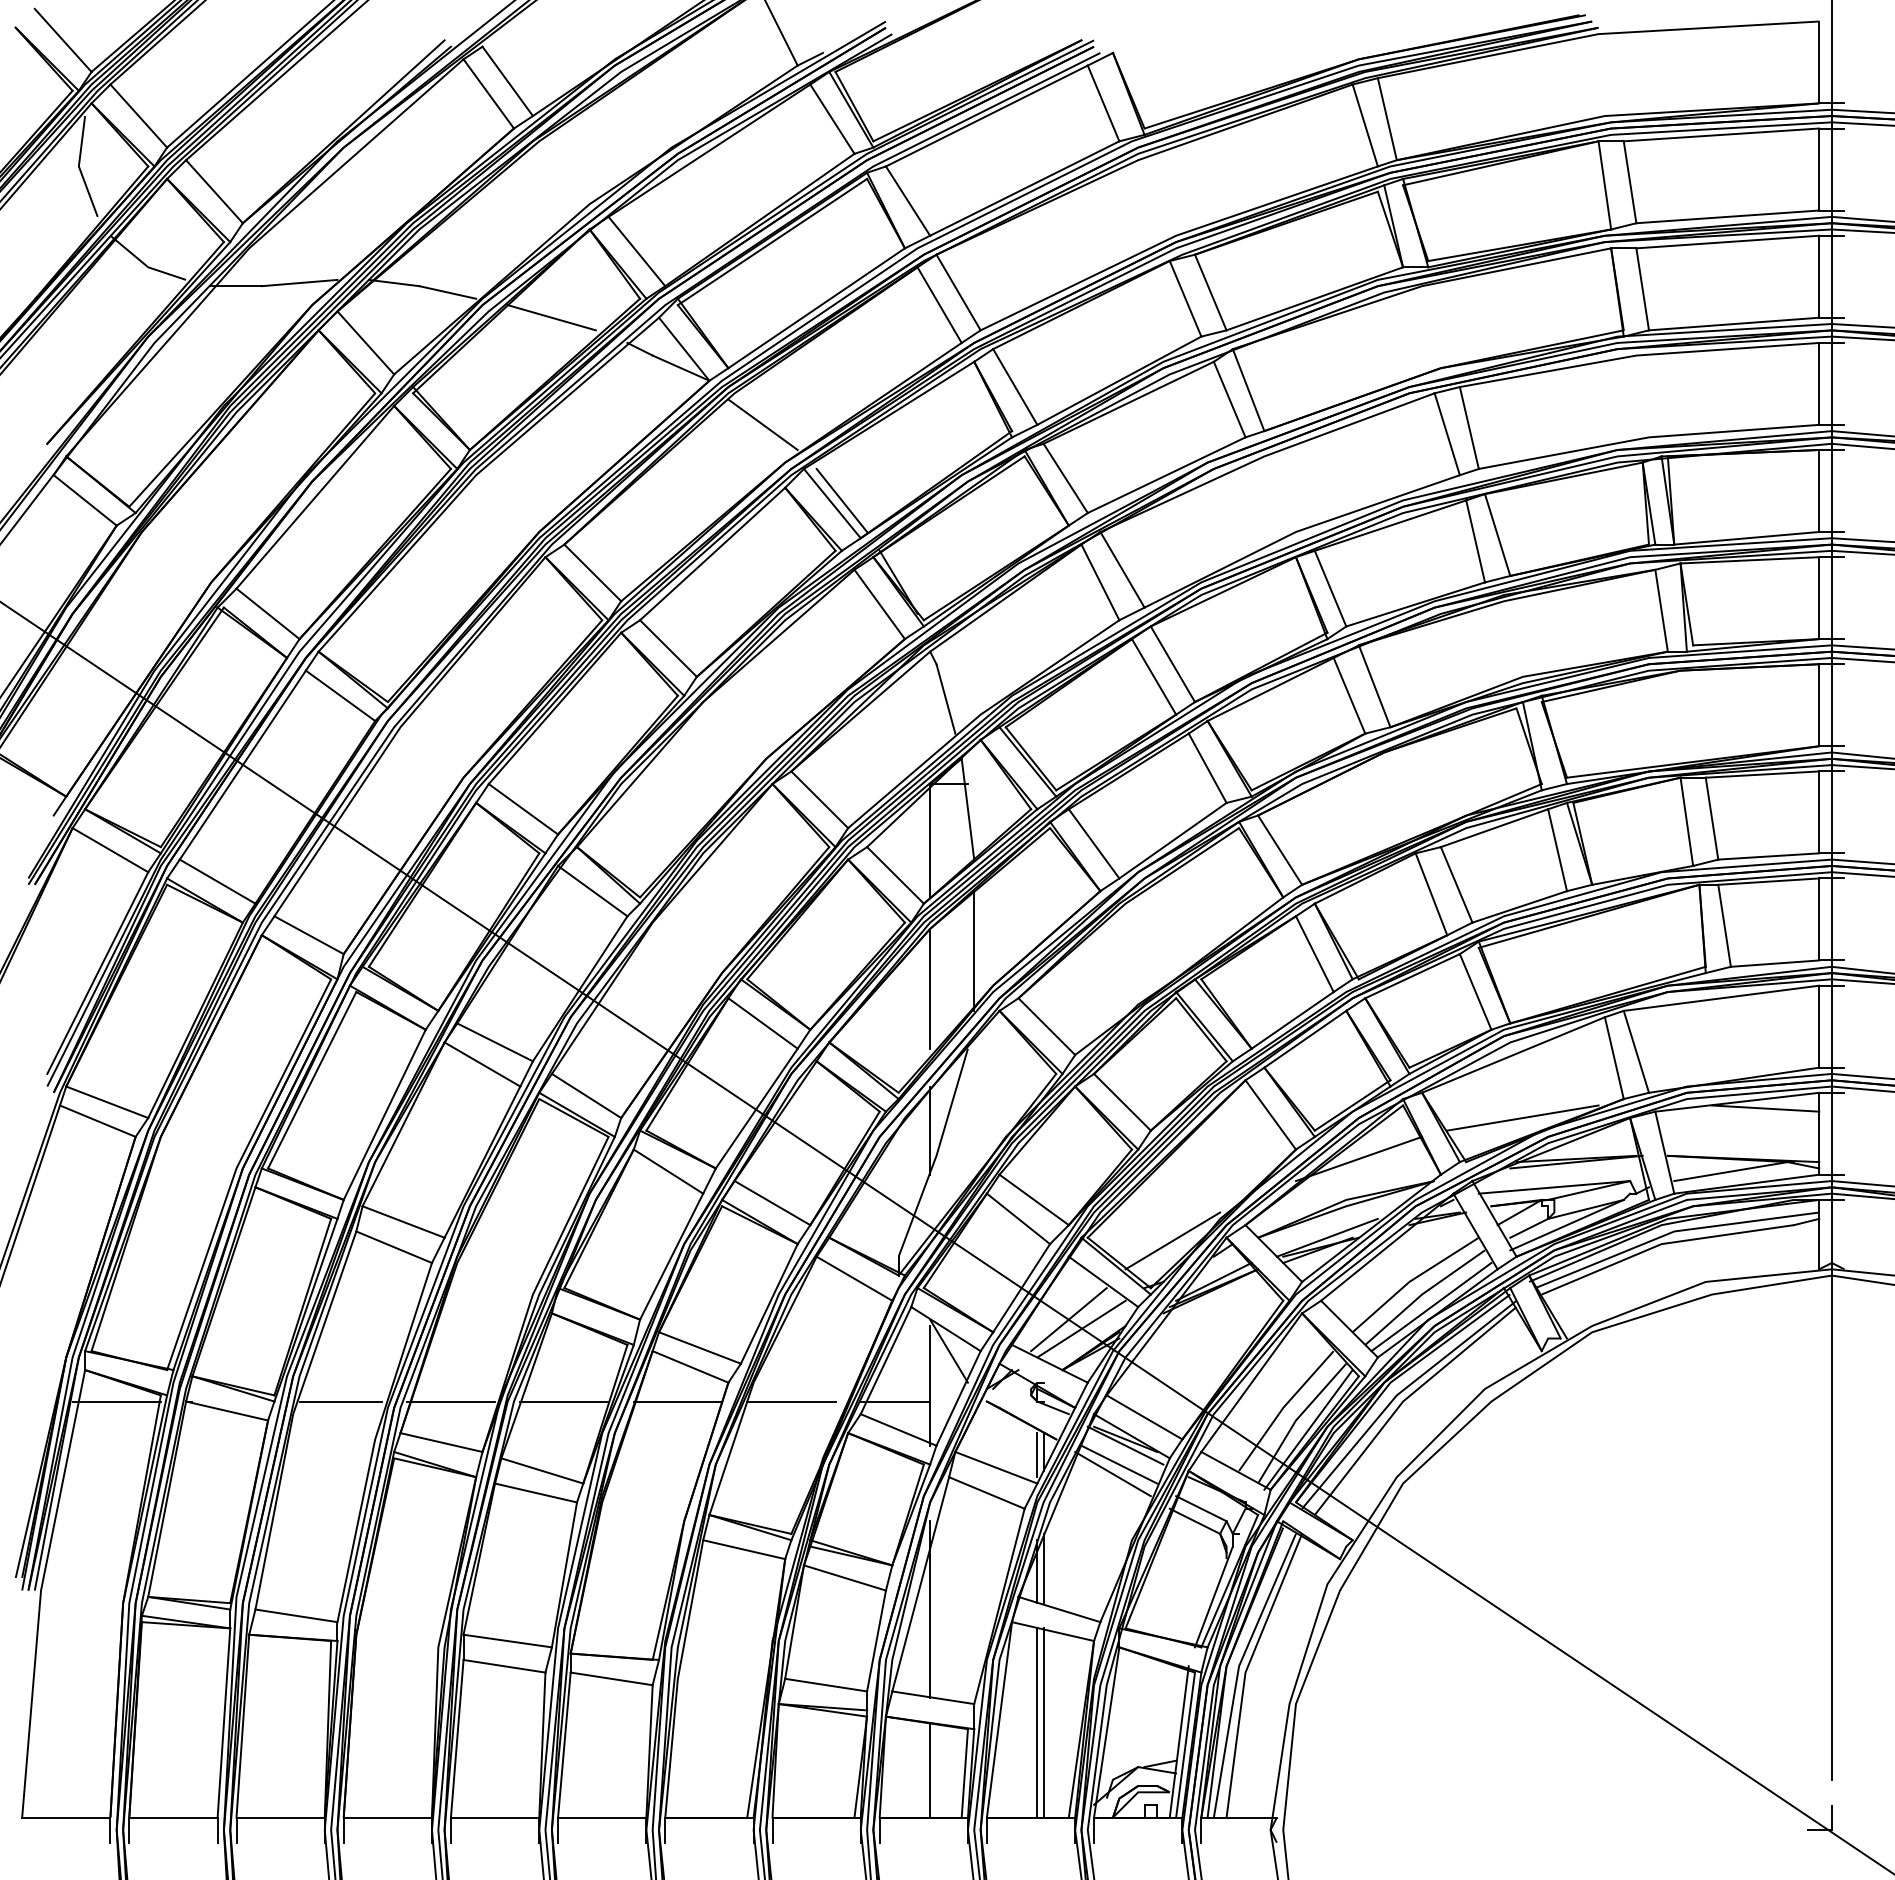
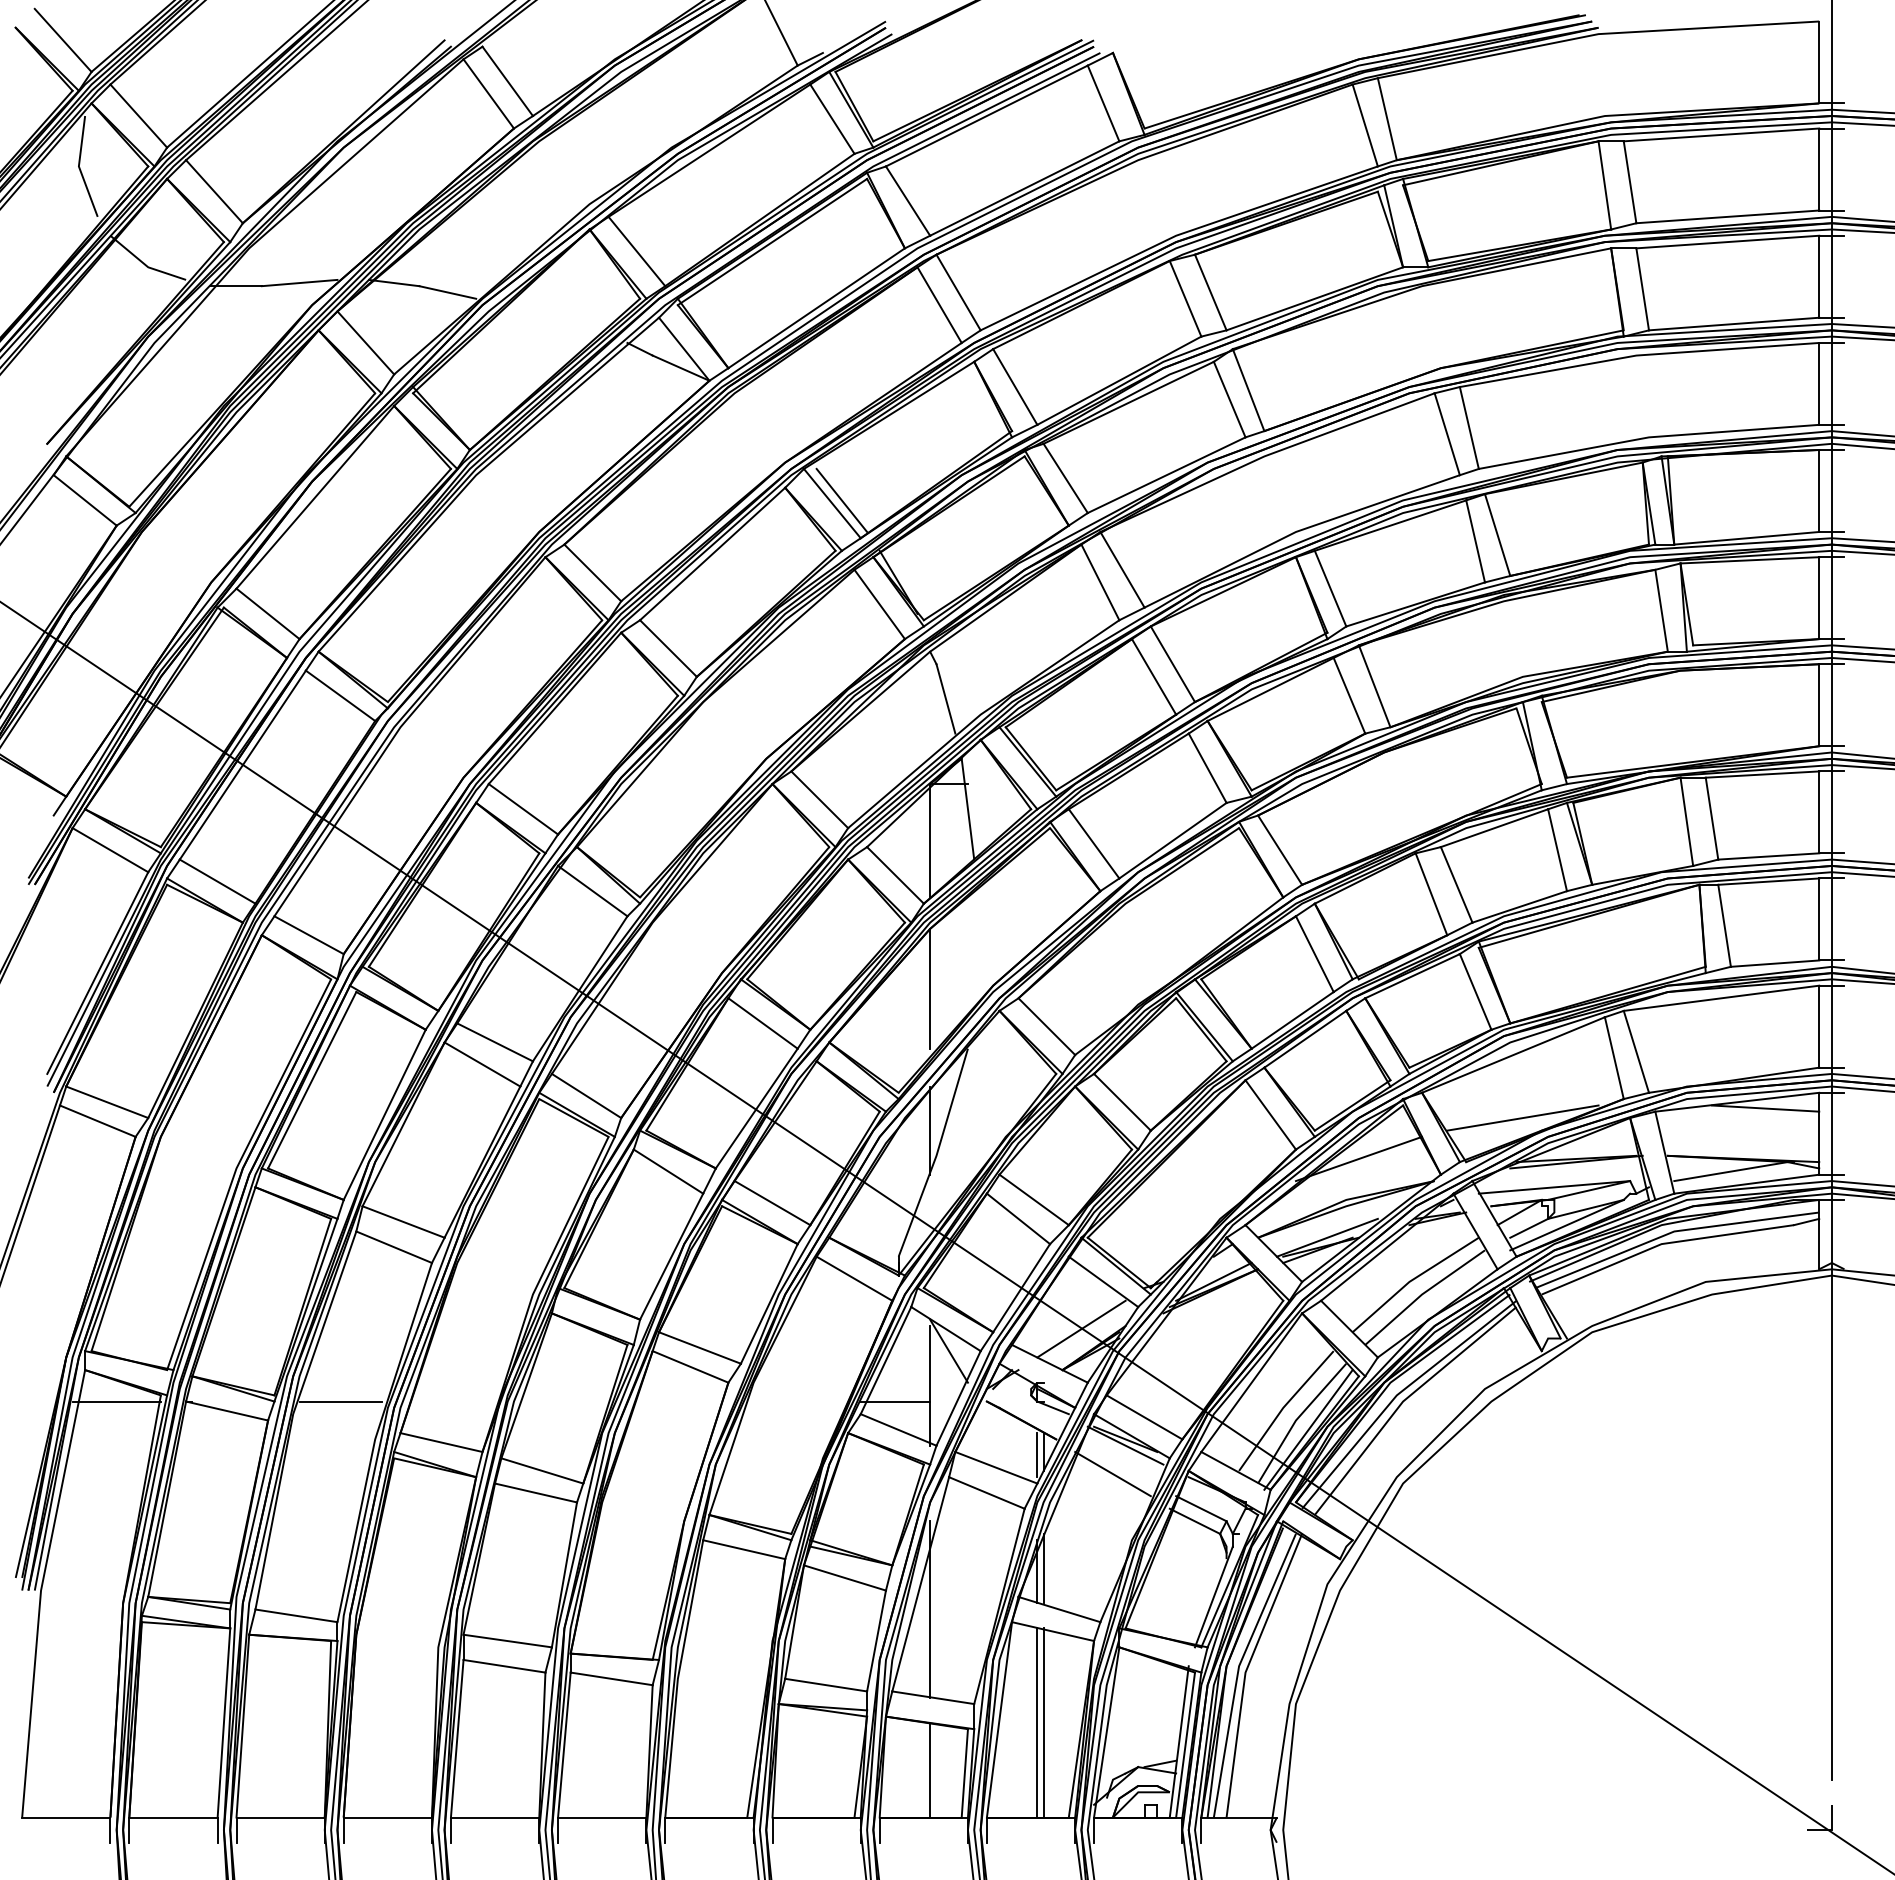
line: present -> none (551, 317)
line: present -> none (762, 424)
line: present -> none (974, 950)
line: present -> none (1172, 1240)
line: present -> none (1431, 1306)
line: present -> none (1068, 1319)
line: present -> none (450, 1401)
line: present -> none (564, 1401)
line: present -> none (677, 1401)
line: present -> none (791, 1401)
line: present -> none (1119, 1464)
